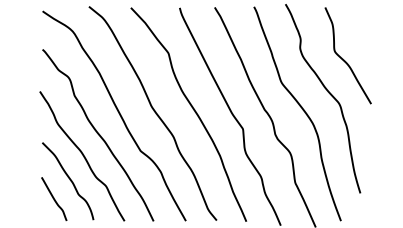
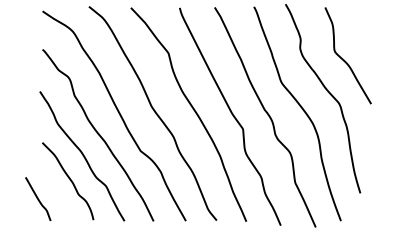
curve position: (54, 199) -> (38, 199) (38, 199)
